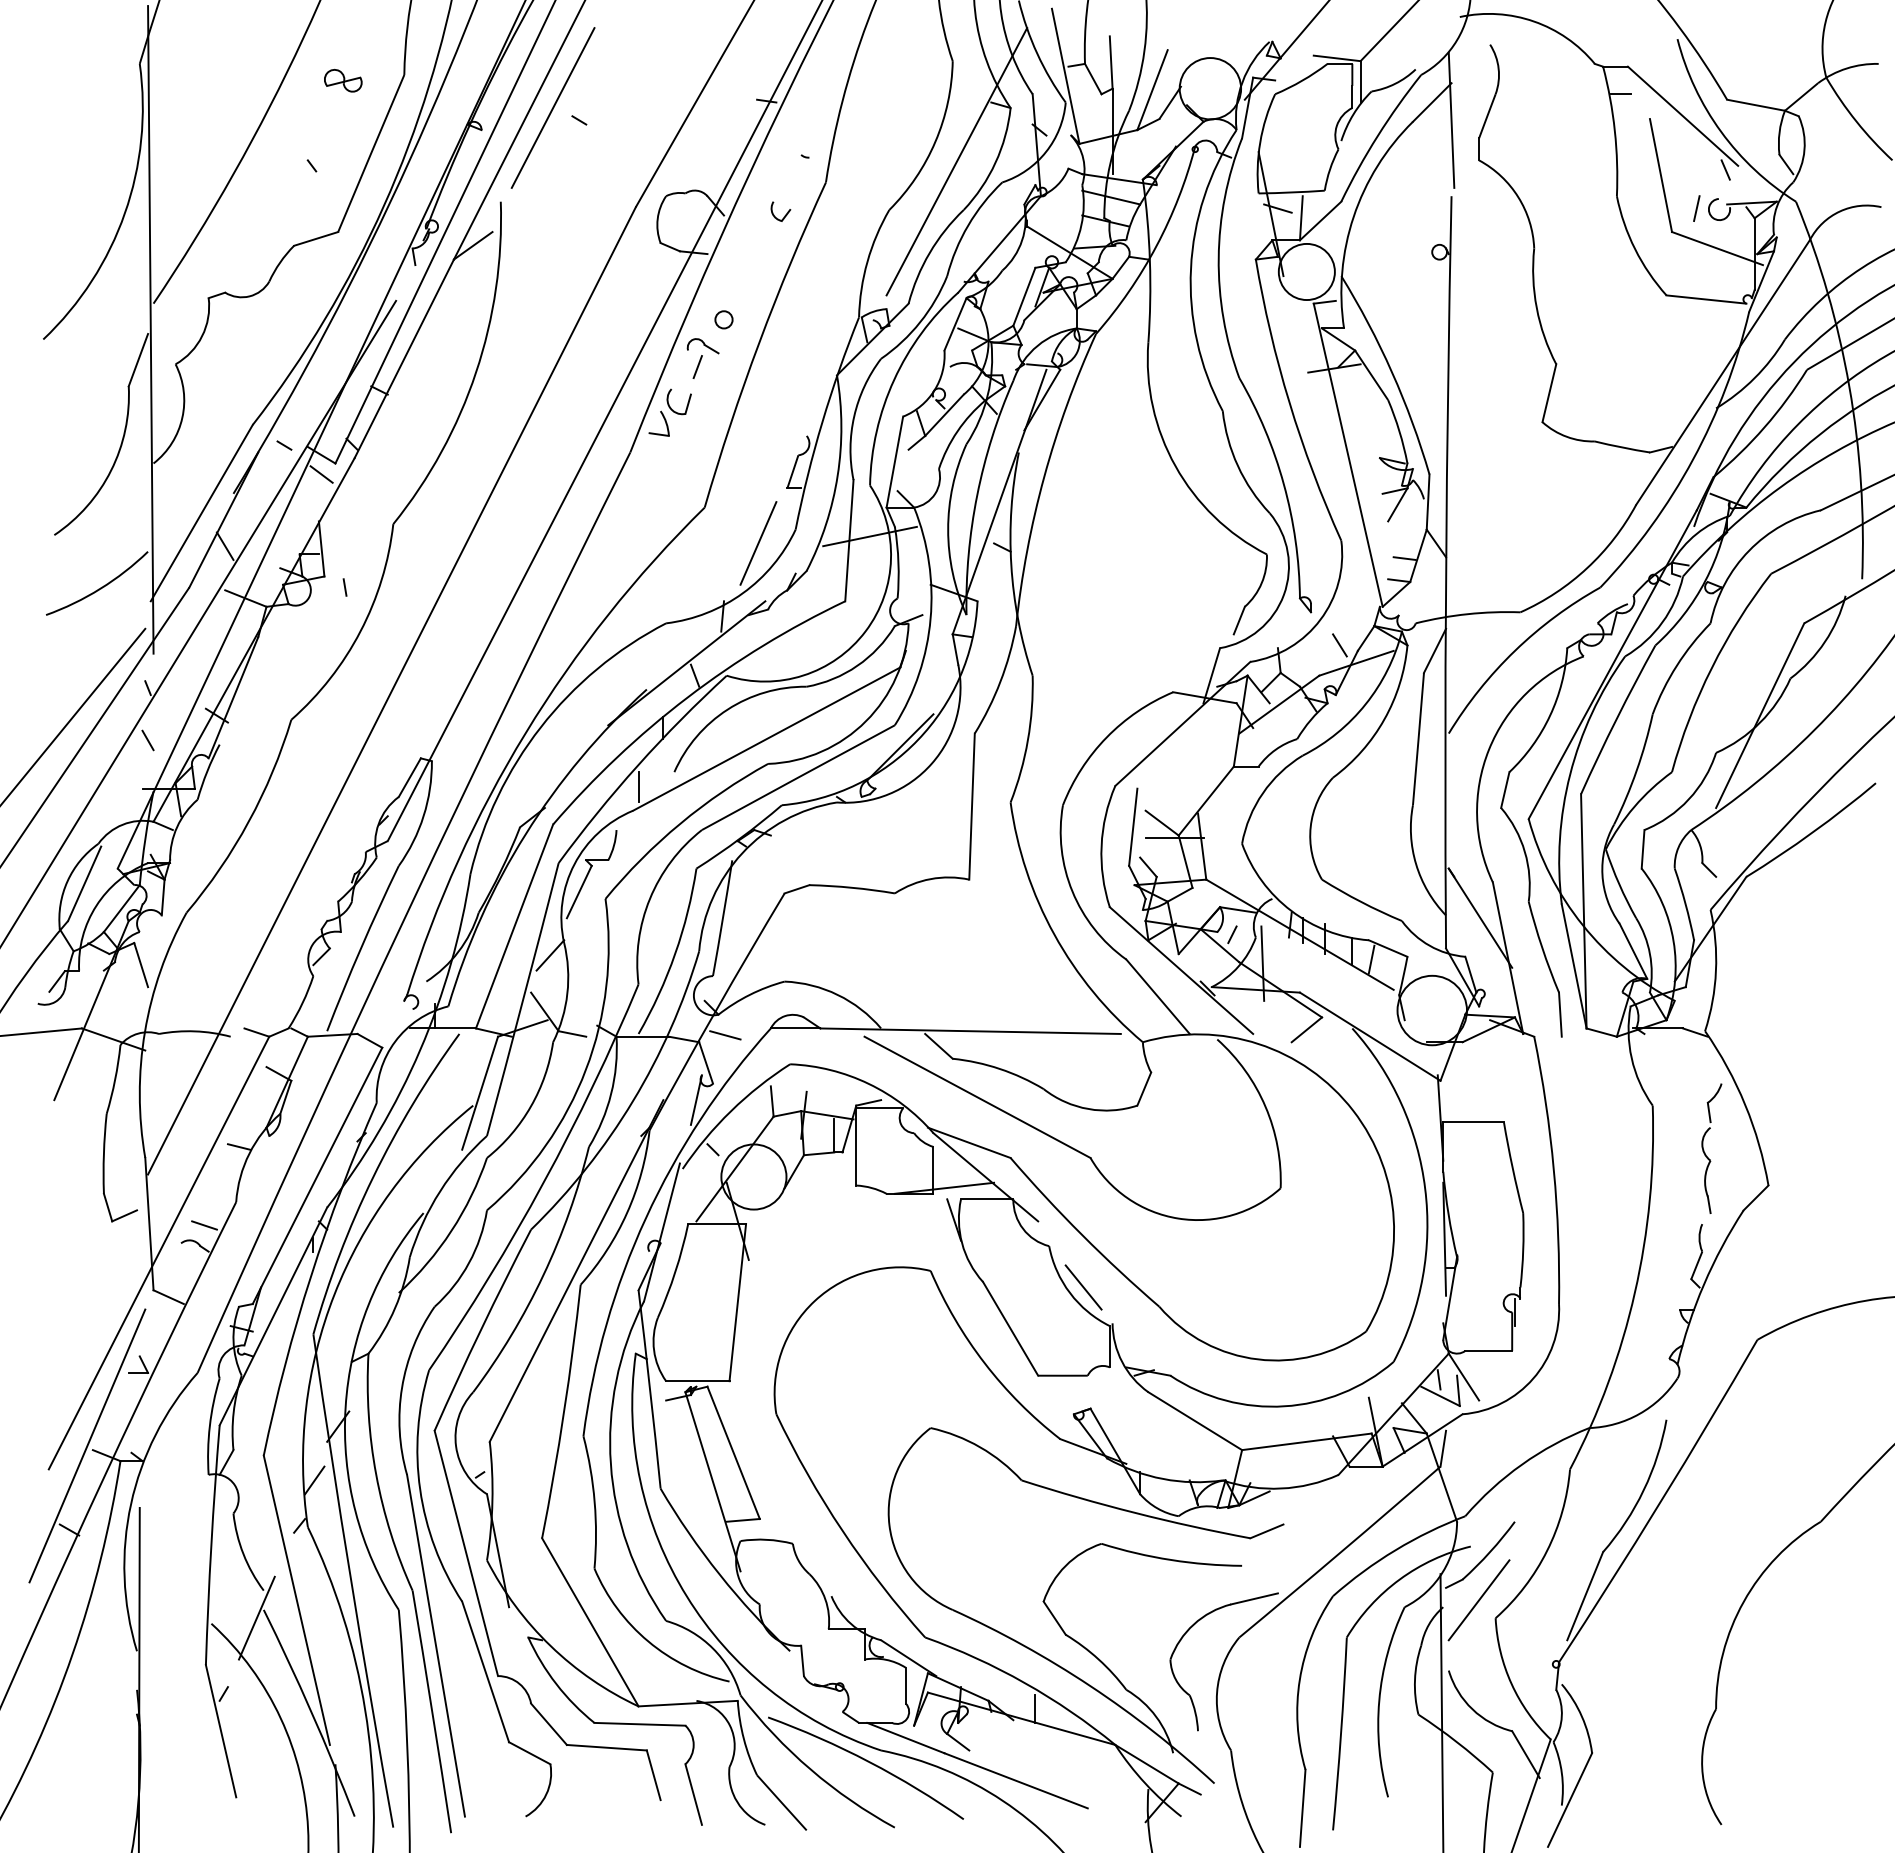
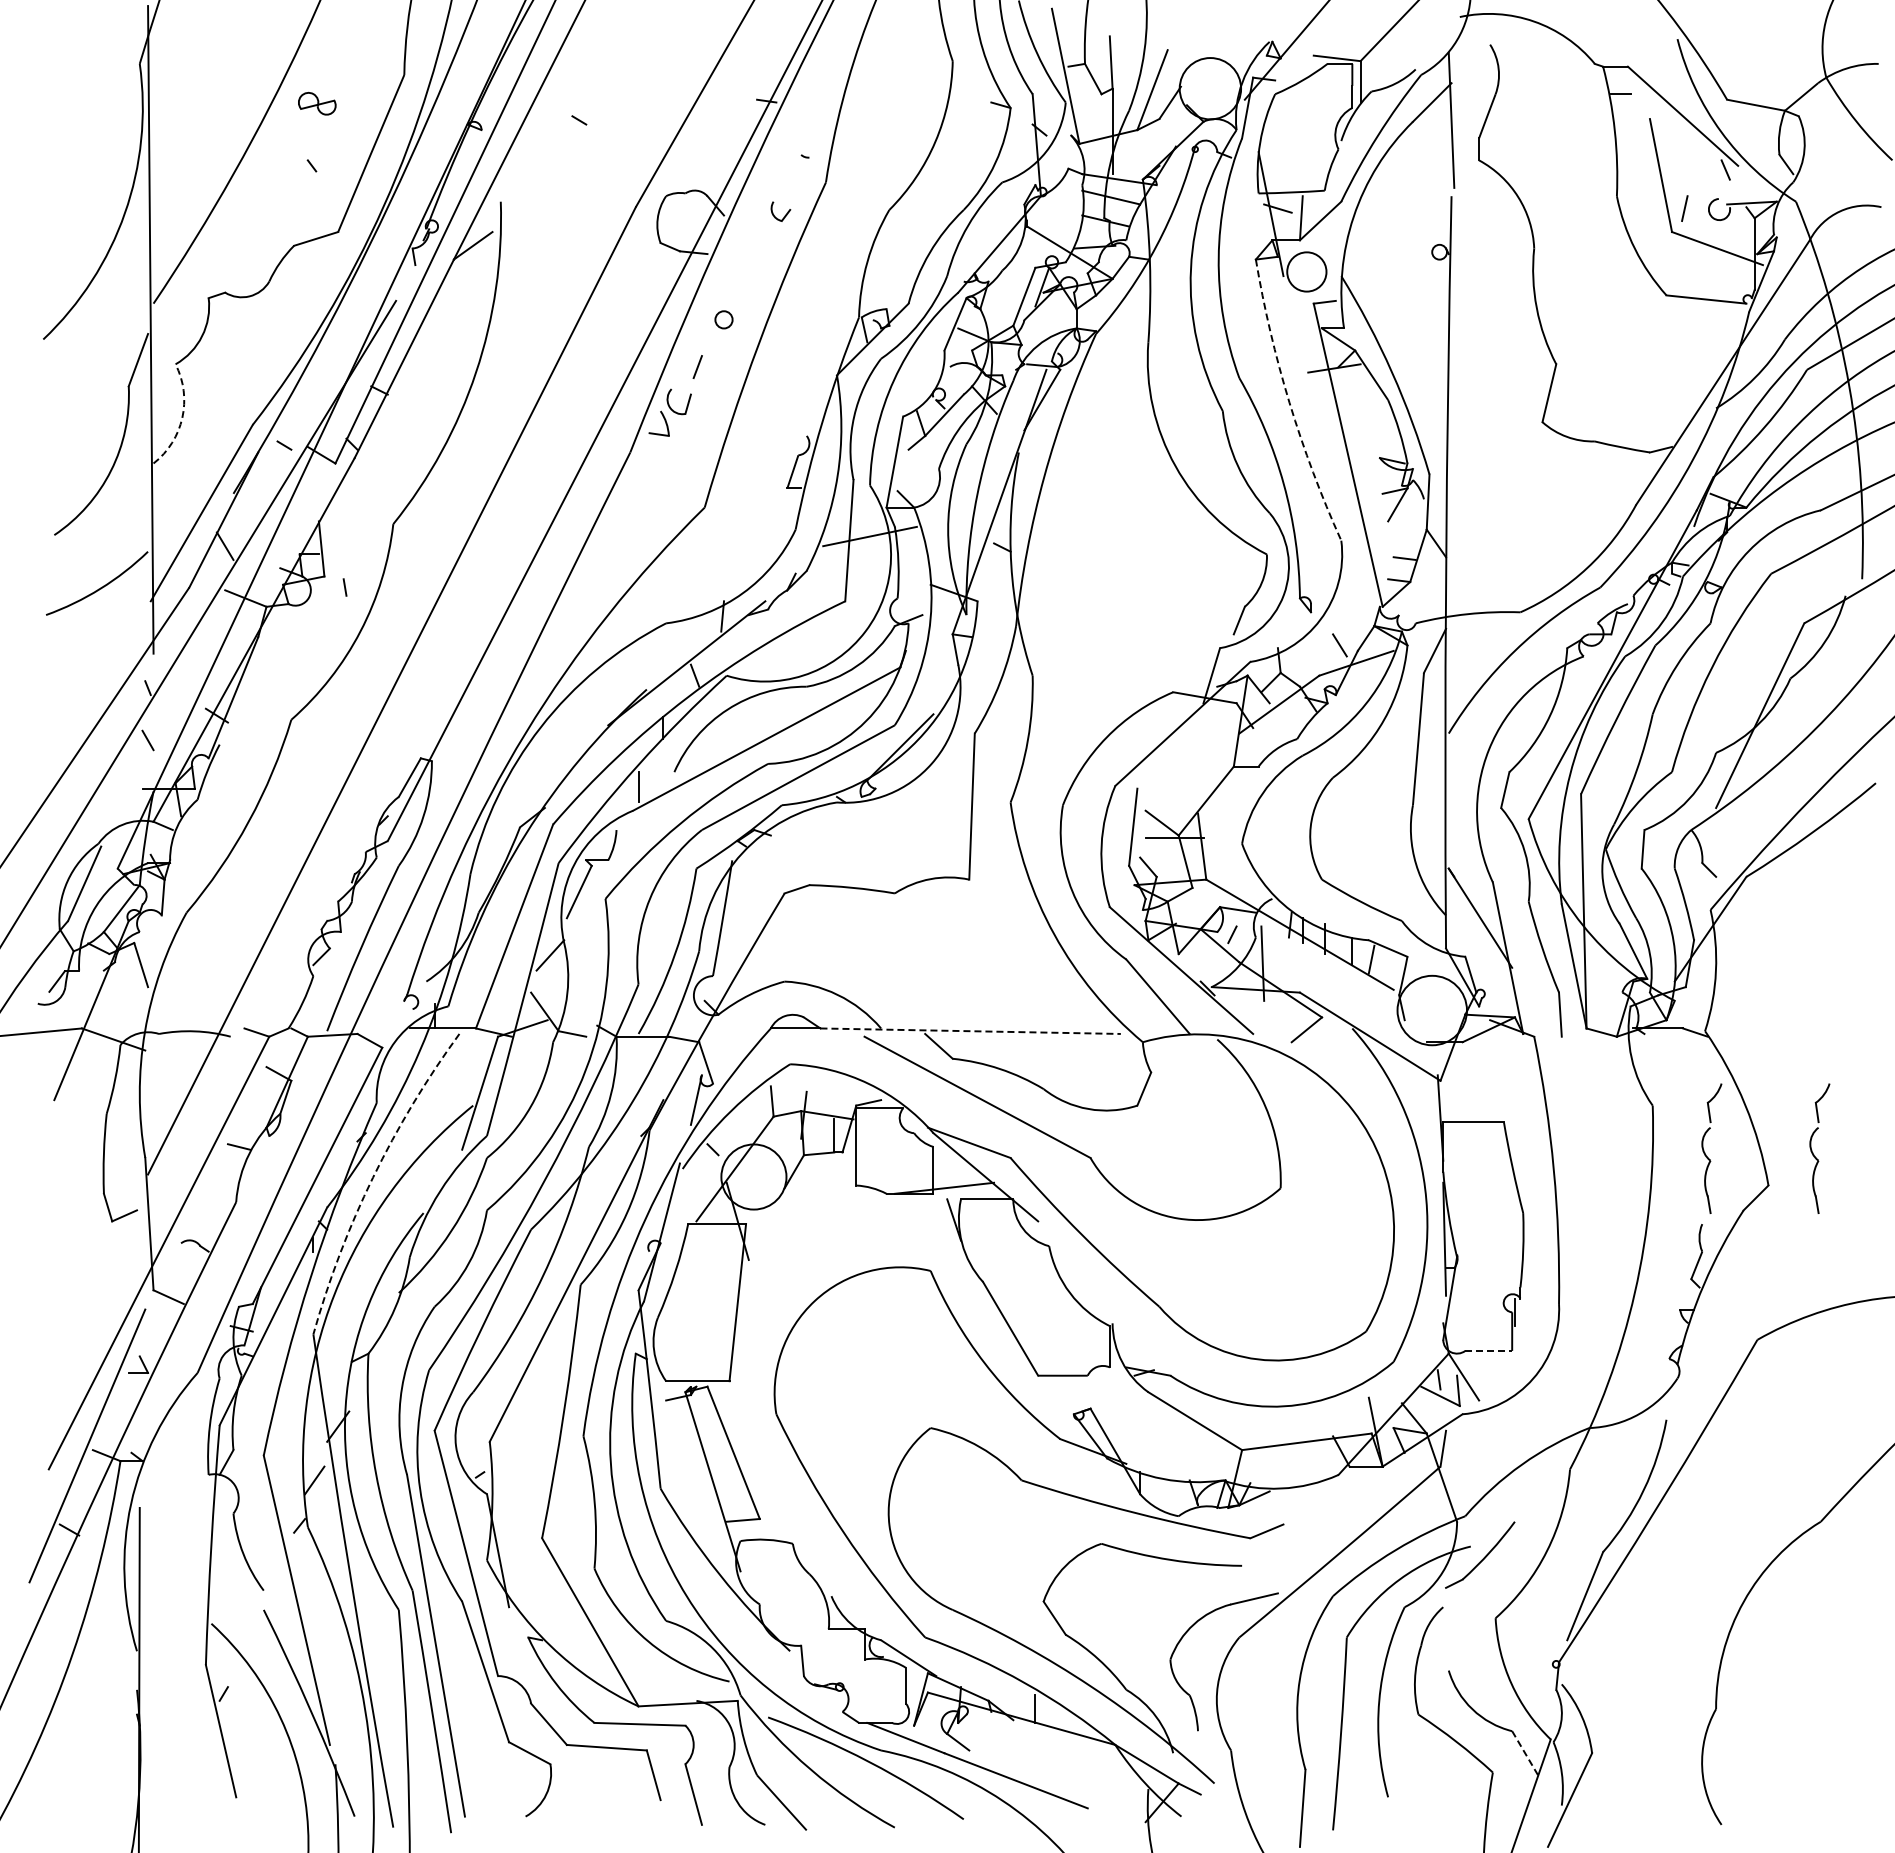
part position: (343, 80) -> (317, 103) (317, 103)
line: present -> none (552, 107)
line: present -> none (956, 161)
line position: (1696, 208) -> (1684, 208) (1684, 208)
circle diameter: 56 px -> 39 px (1306, 271)
part: present -> none (702, 346)
arc: solid -> dashed (1289, 402)
arc: solid -> dashed (182, 417)
line: present -> none (321, 474)
line: present -> none (758, 543)
line: present -> none (73, 715)
line: solid -> dashed (971, 1031)
line: present -> none (725, 1035)
part: none -> present (1813, 1152)
arc: solid -> dashed (373, 1177)
line: present -> none (204, 1225)
line: present -> none (1083, 1287)
line: solid -> dashed (1489, 1350)
line: present -> none (1478, 1600)
line: present -> none (256, 1617)
line: present -> none (1441, 1711)
line: solid -> dashed (1526, 1755)
